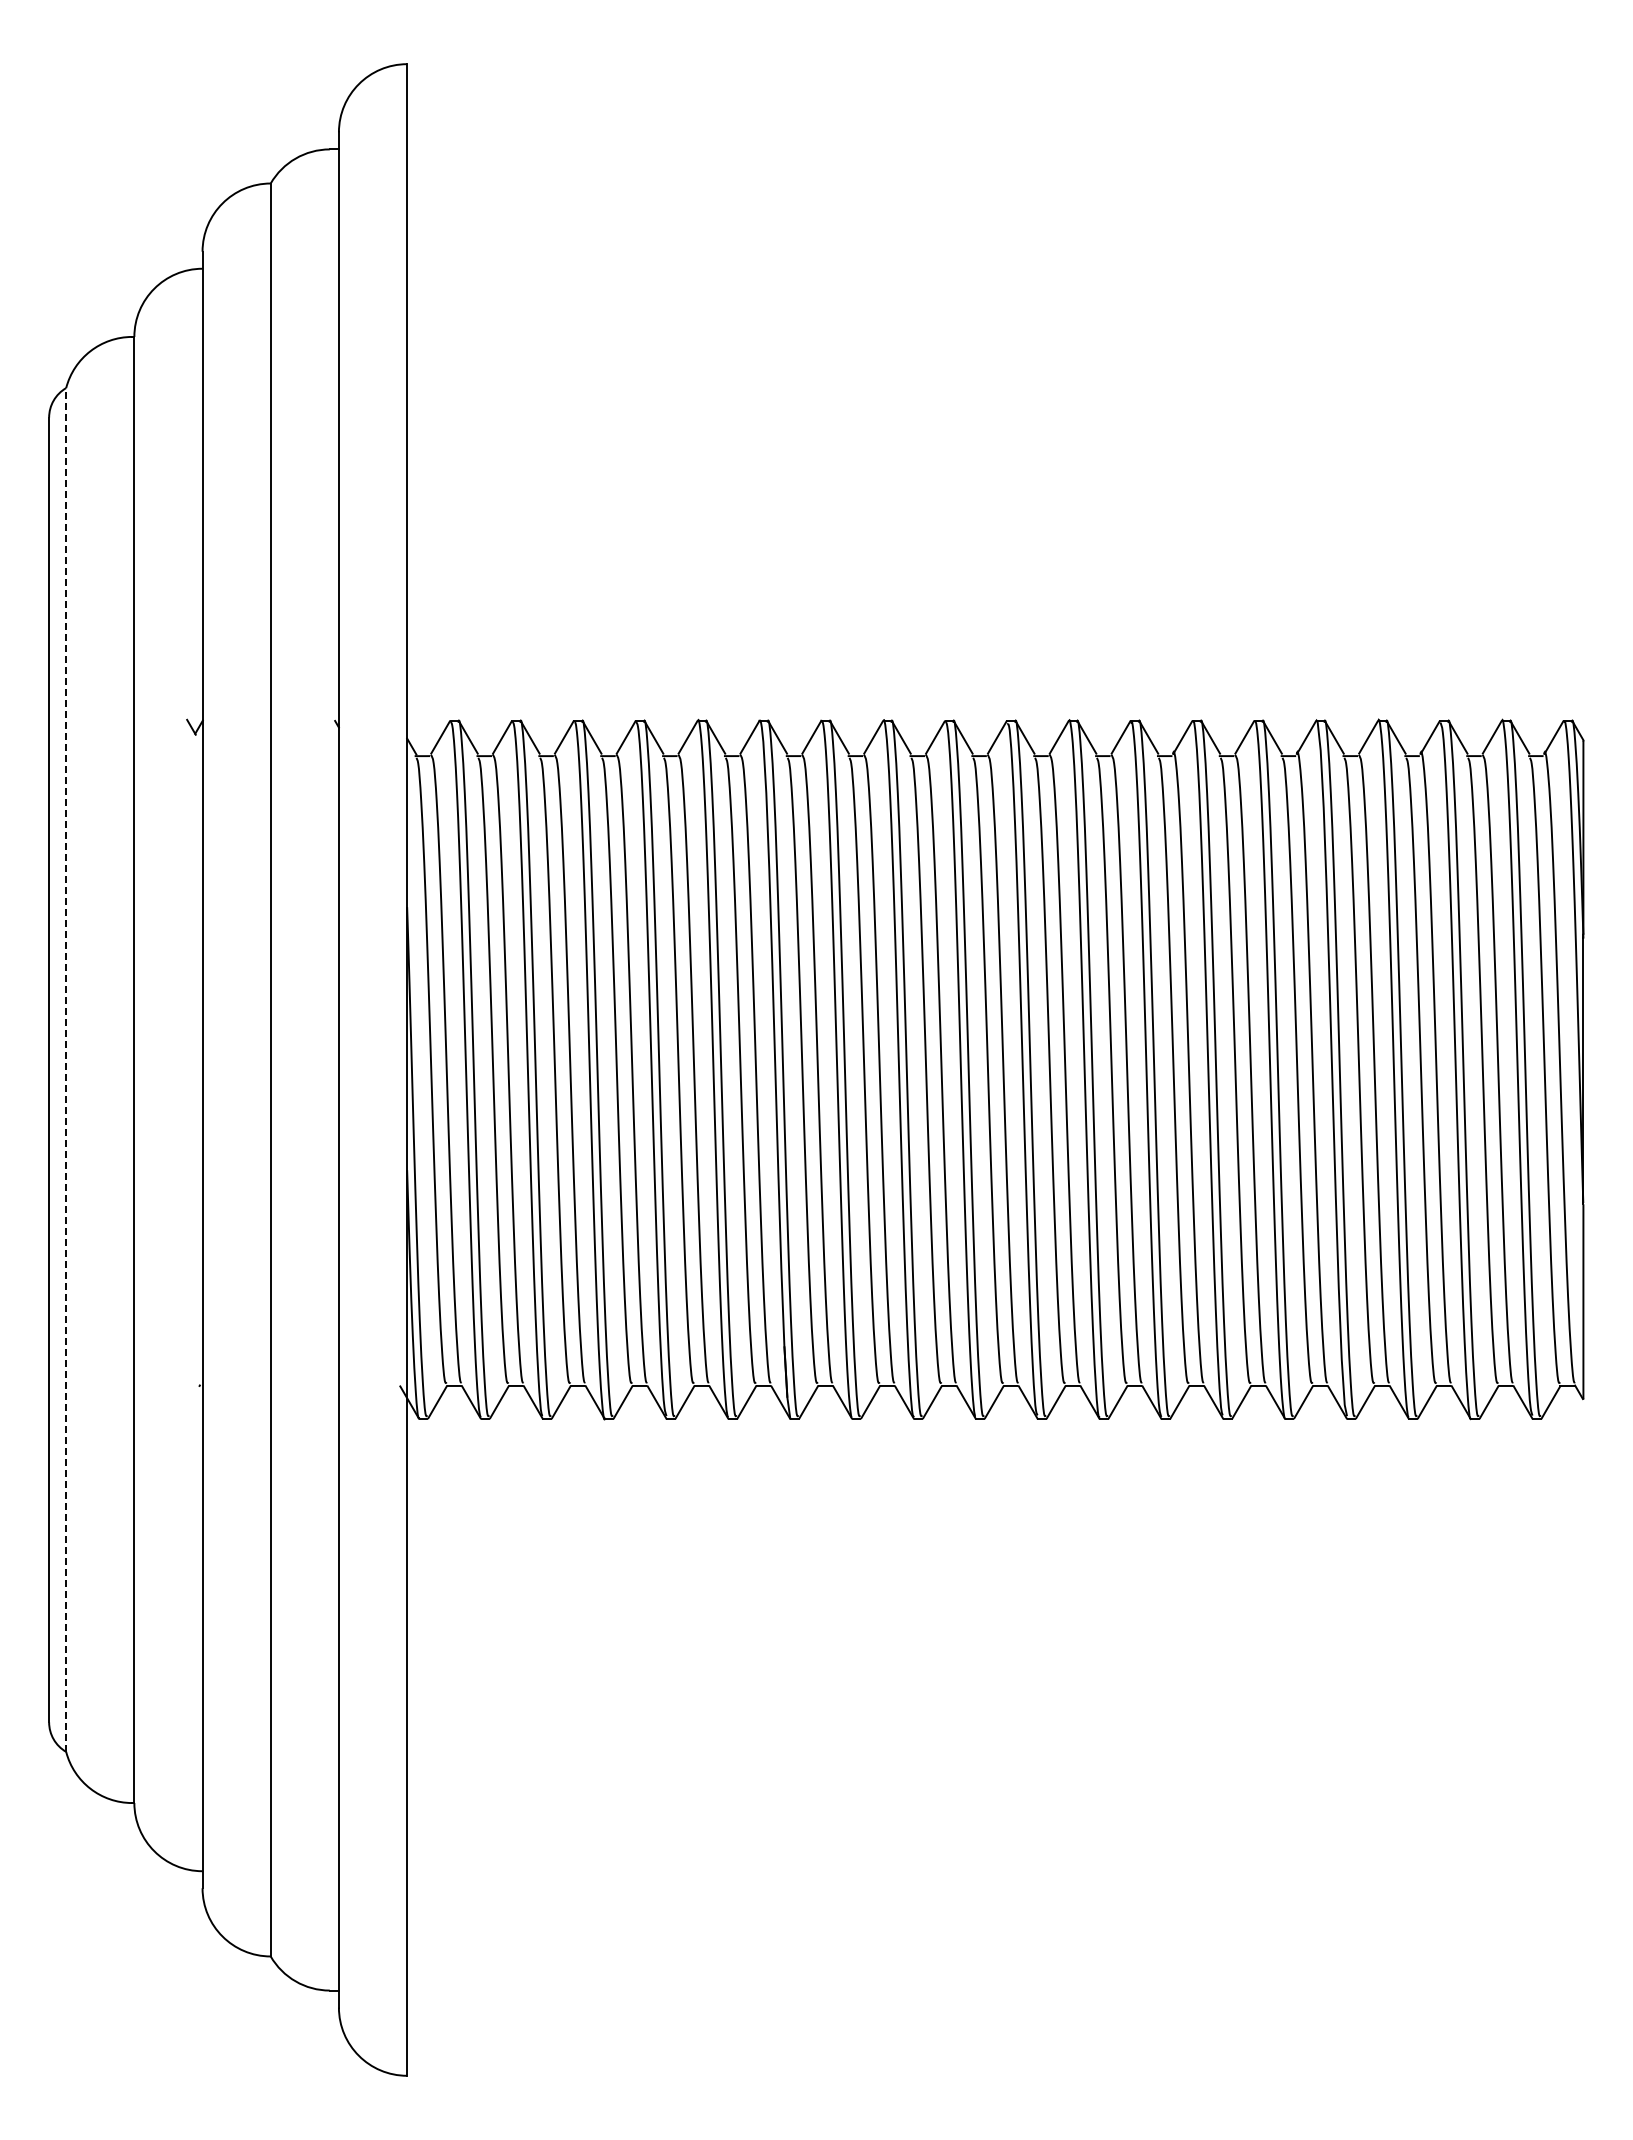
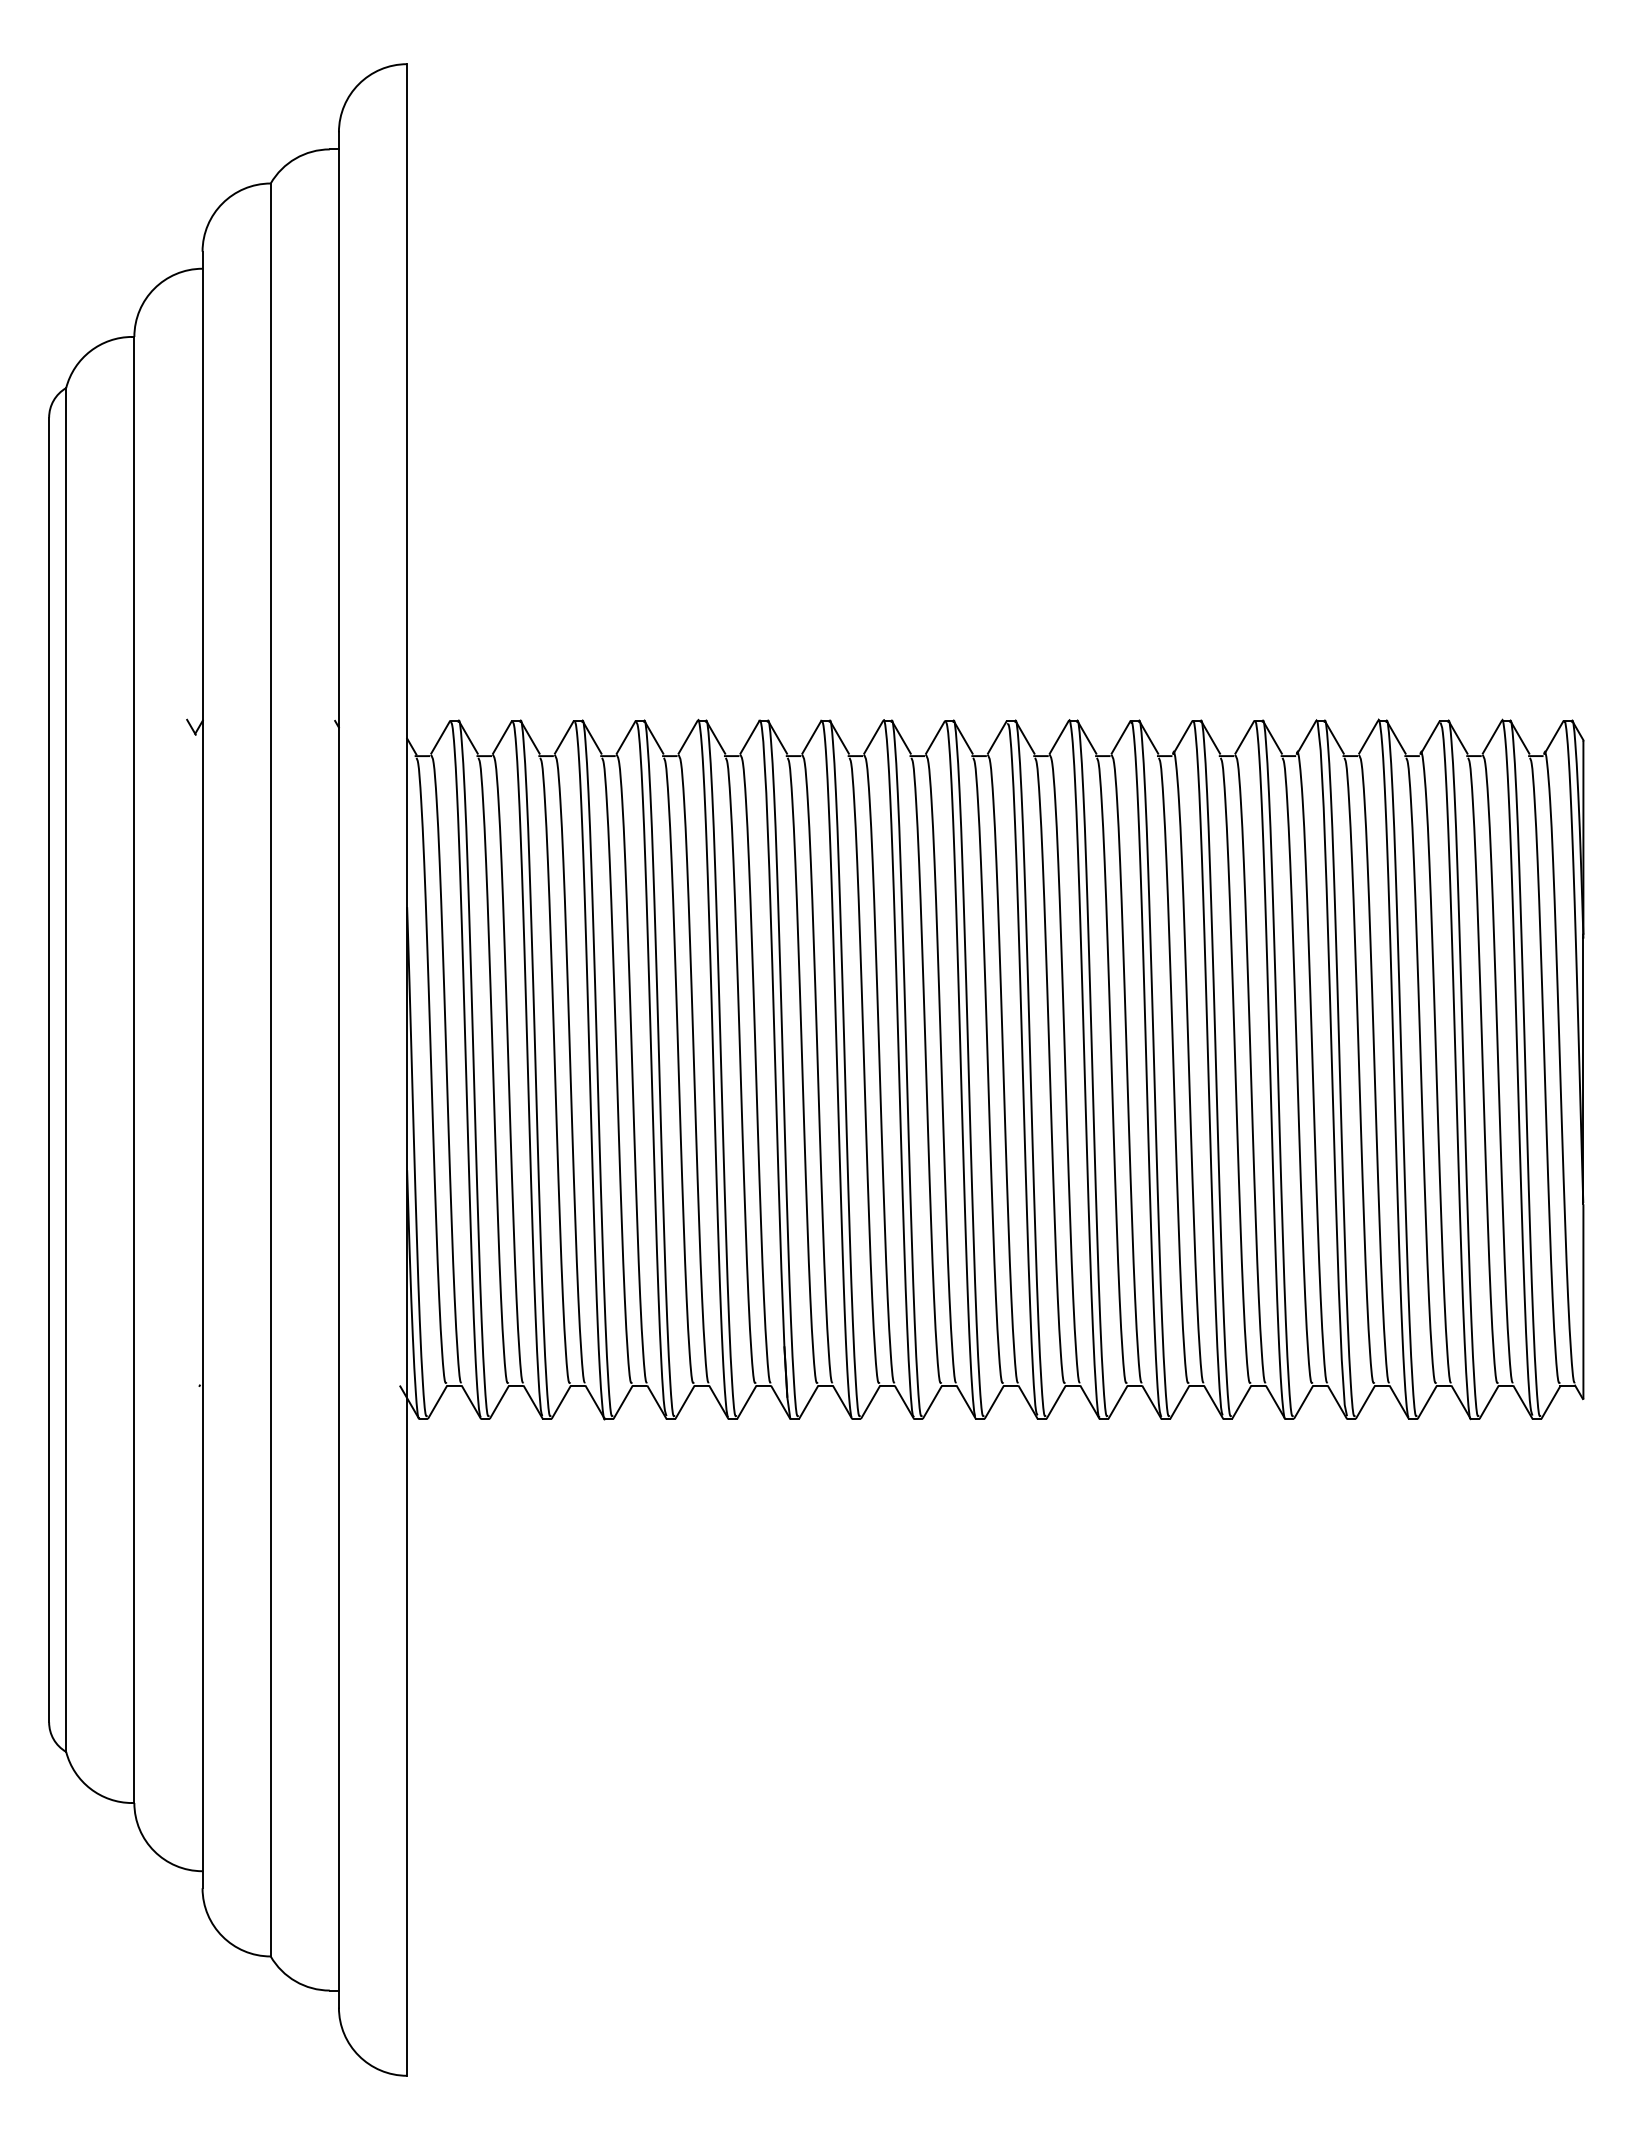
line: dashed -> solid (66, 1069)
